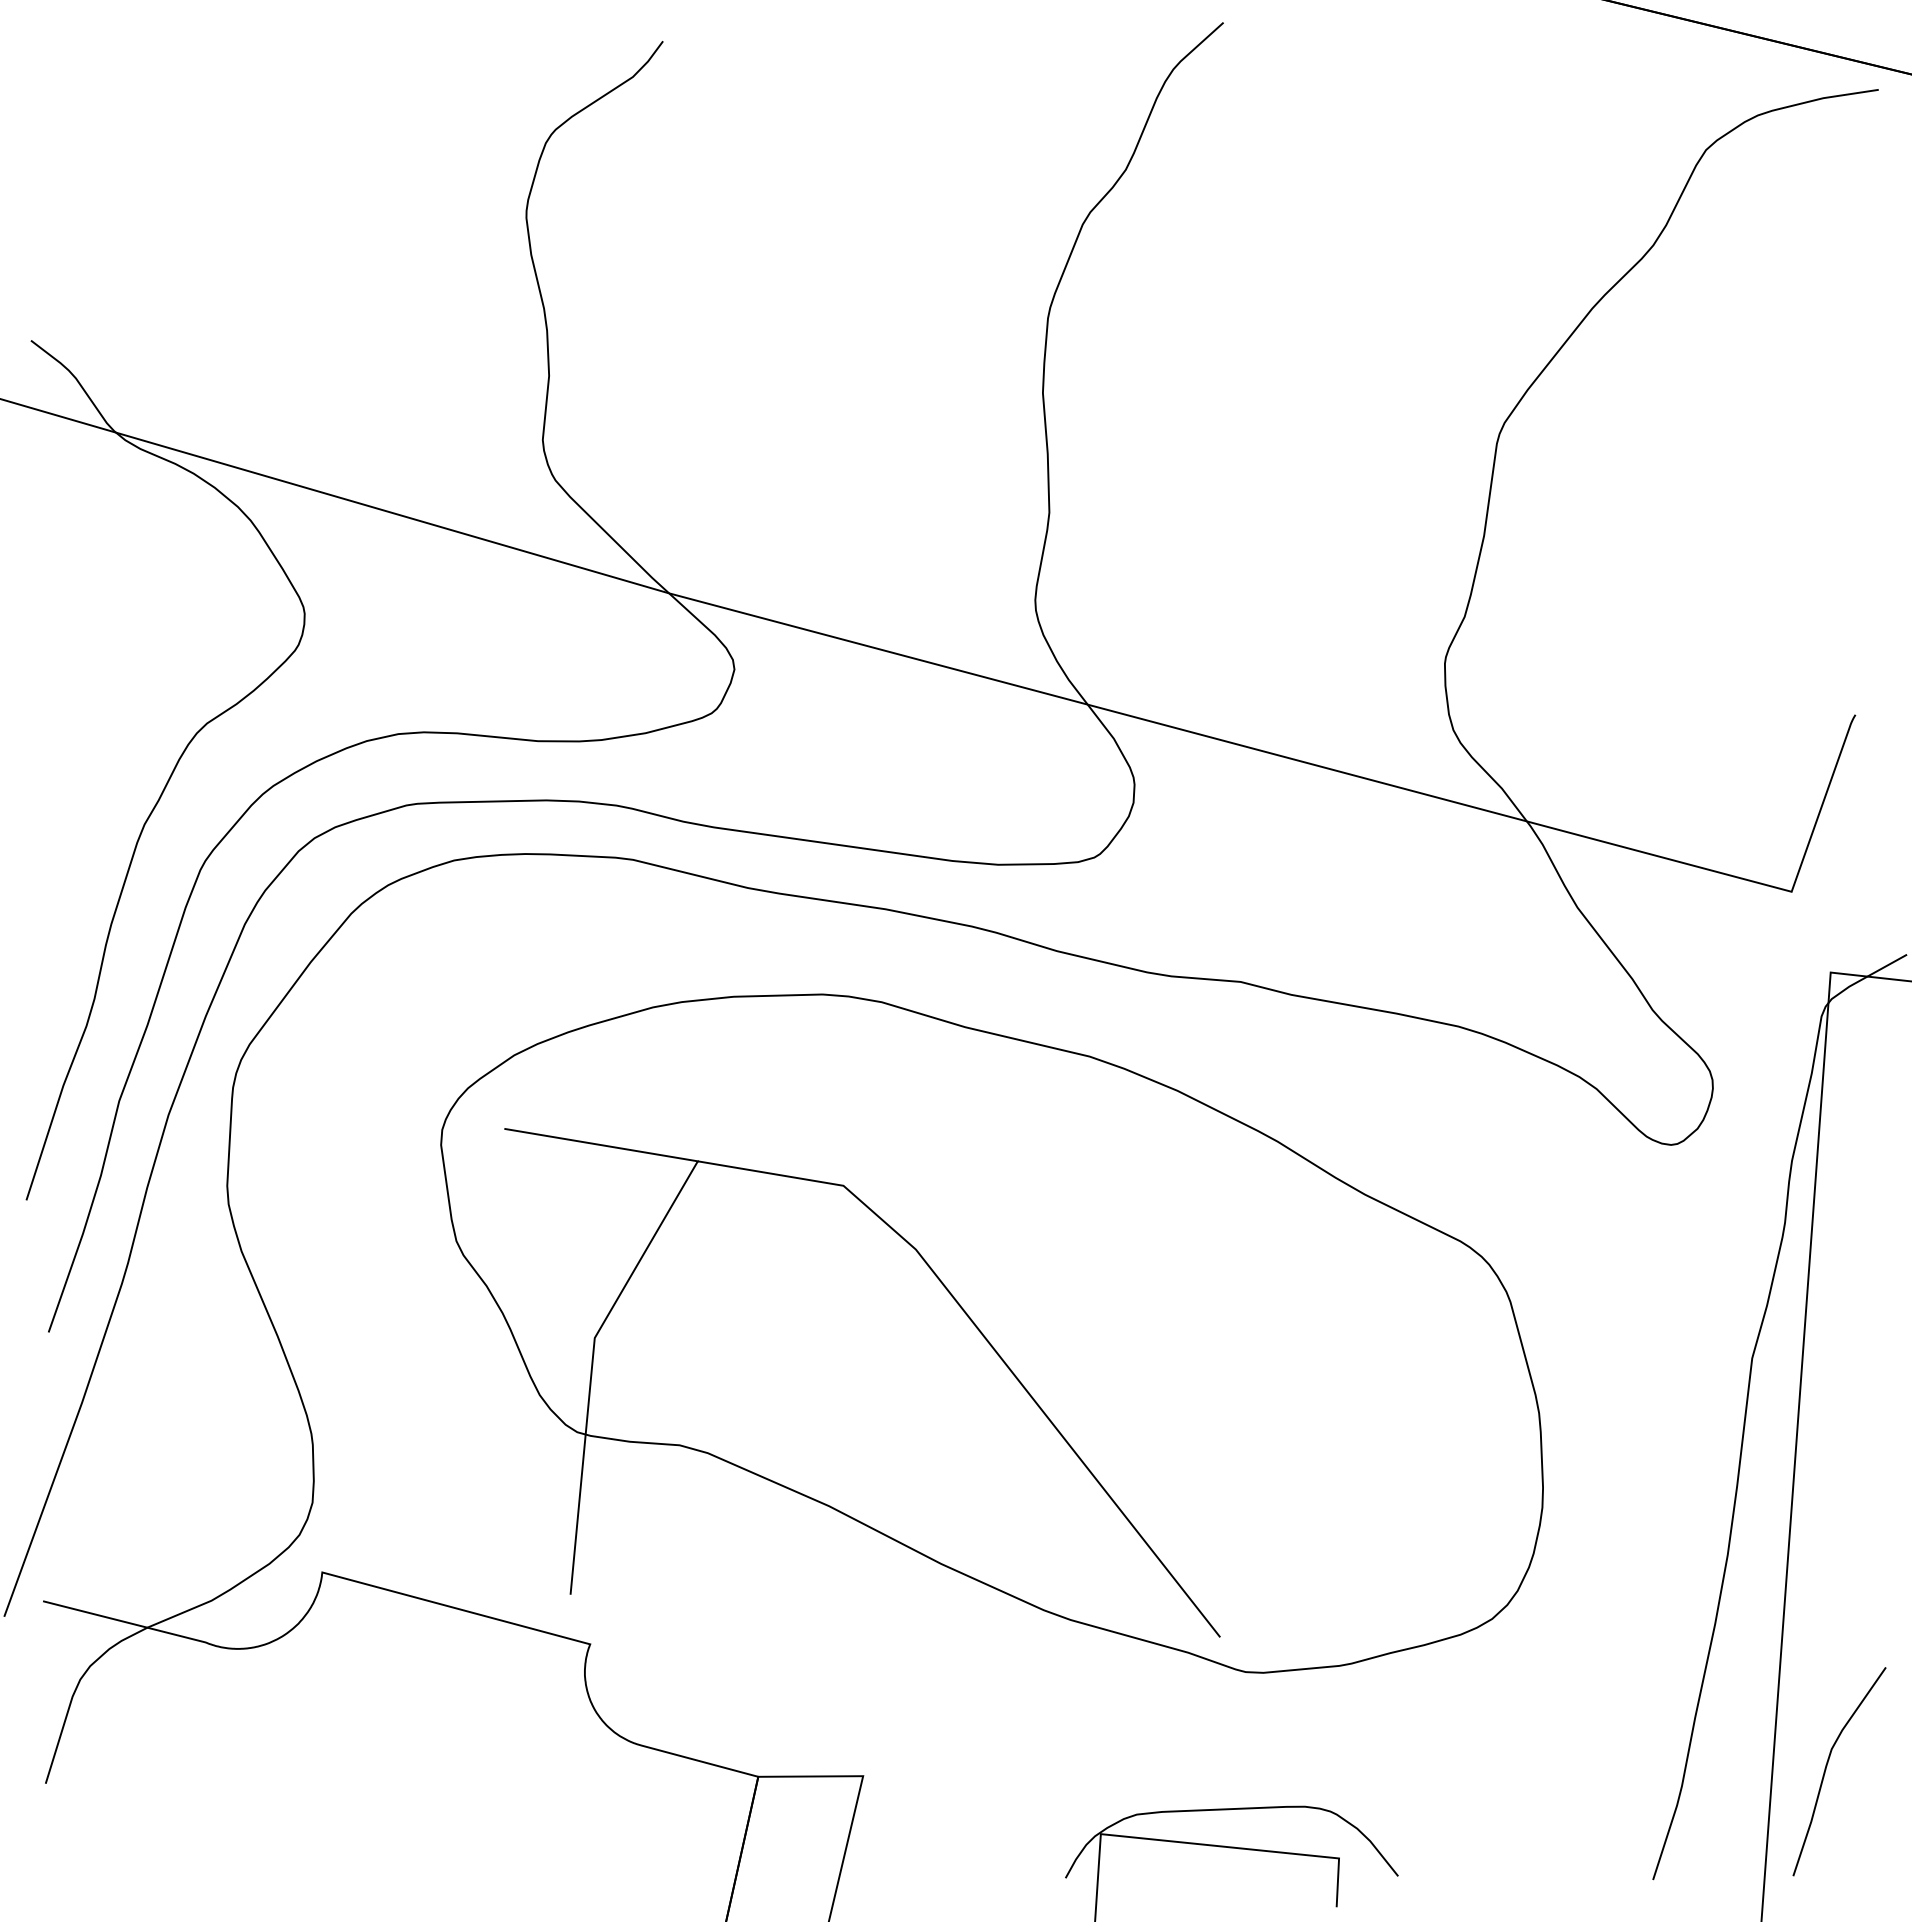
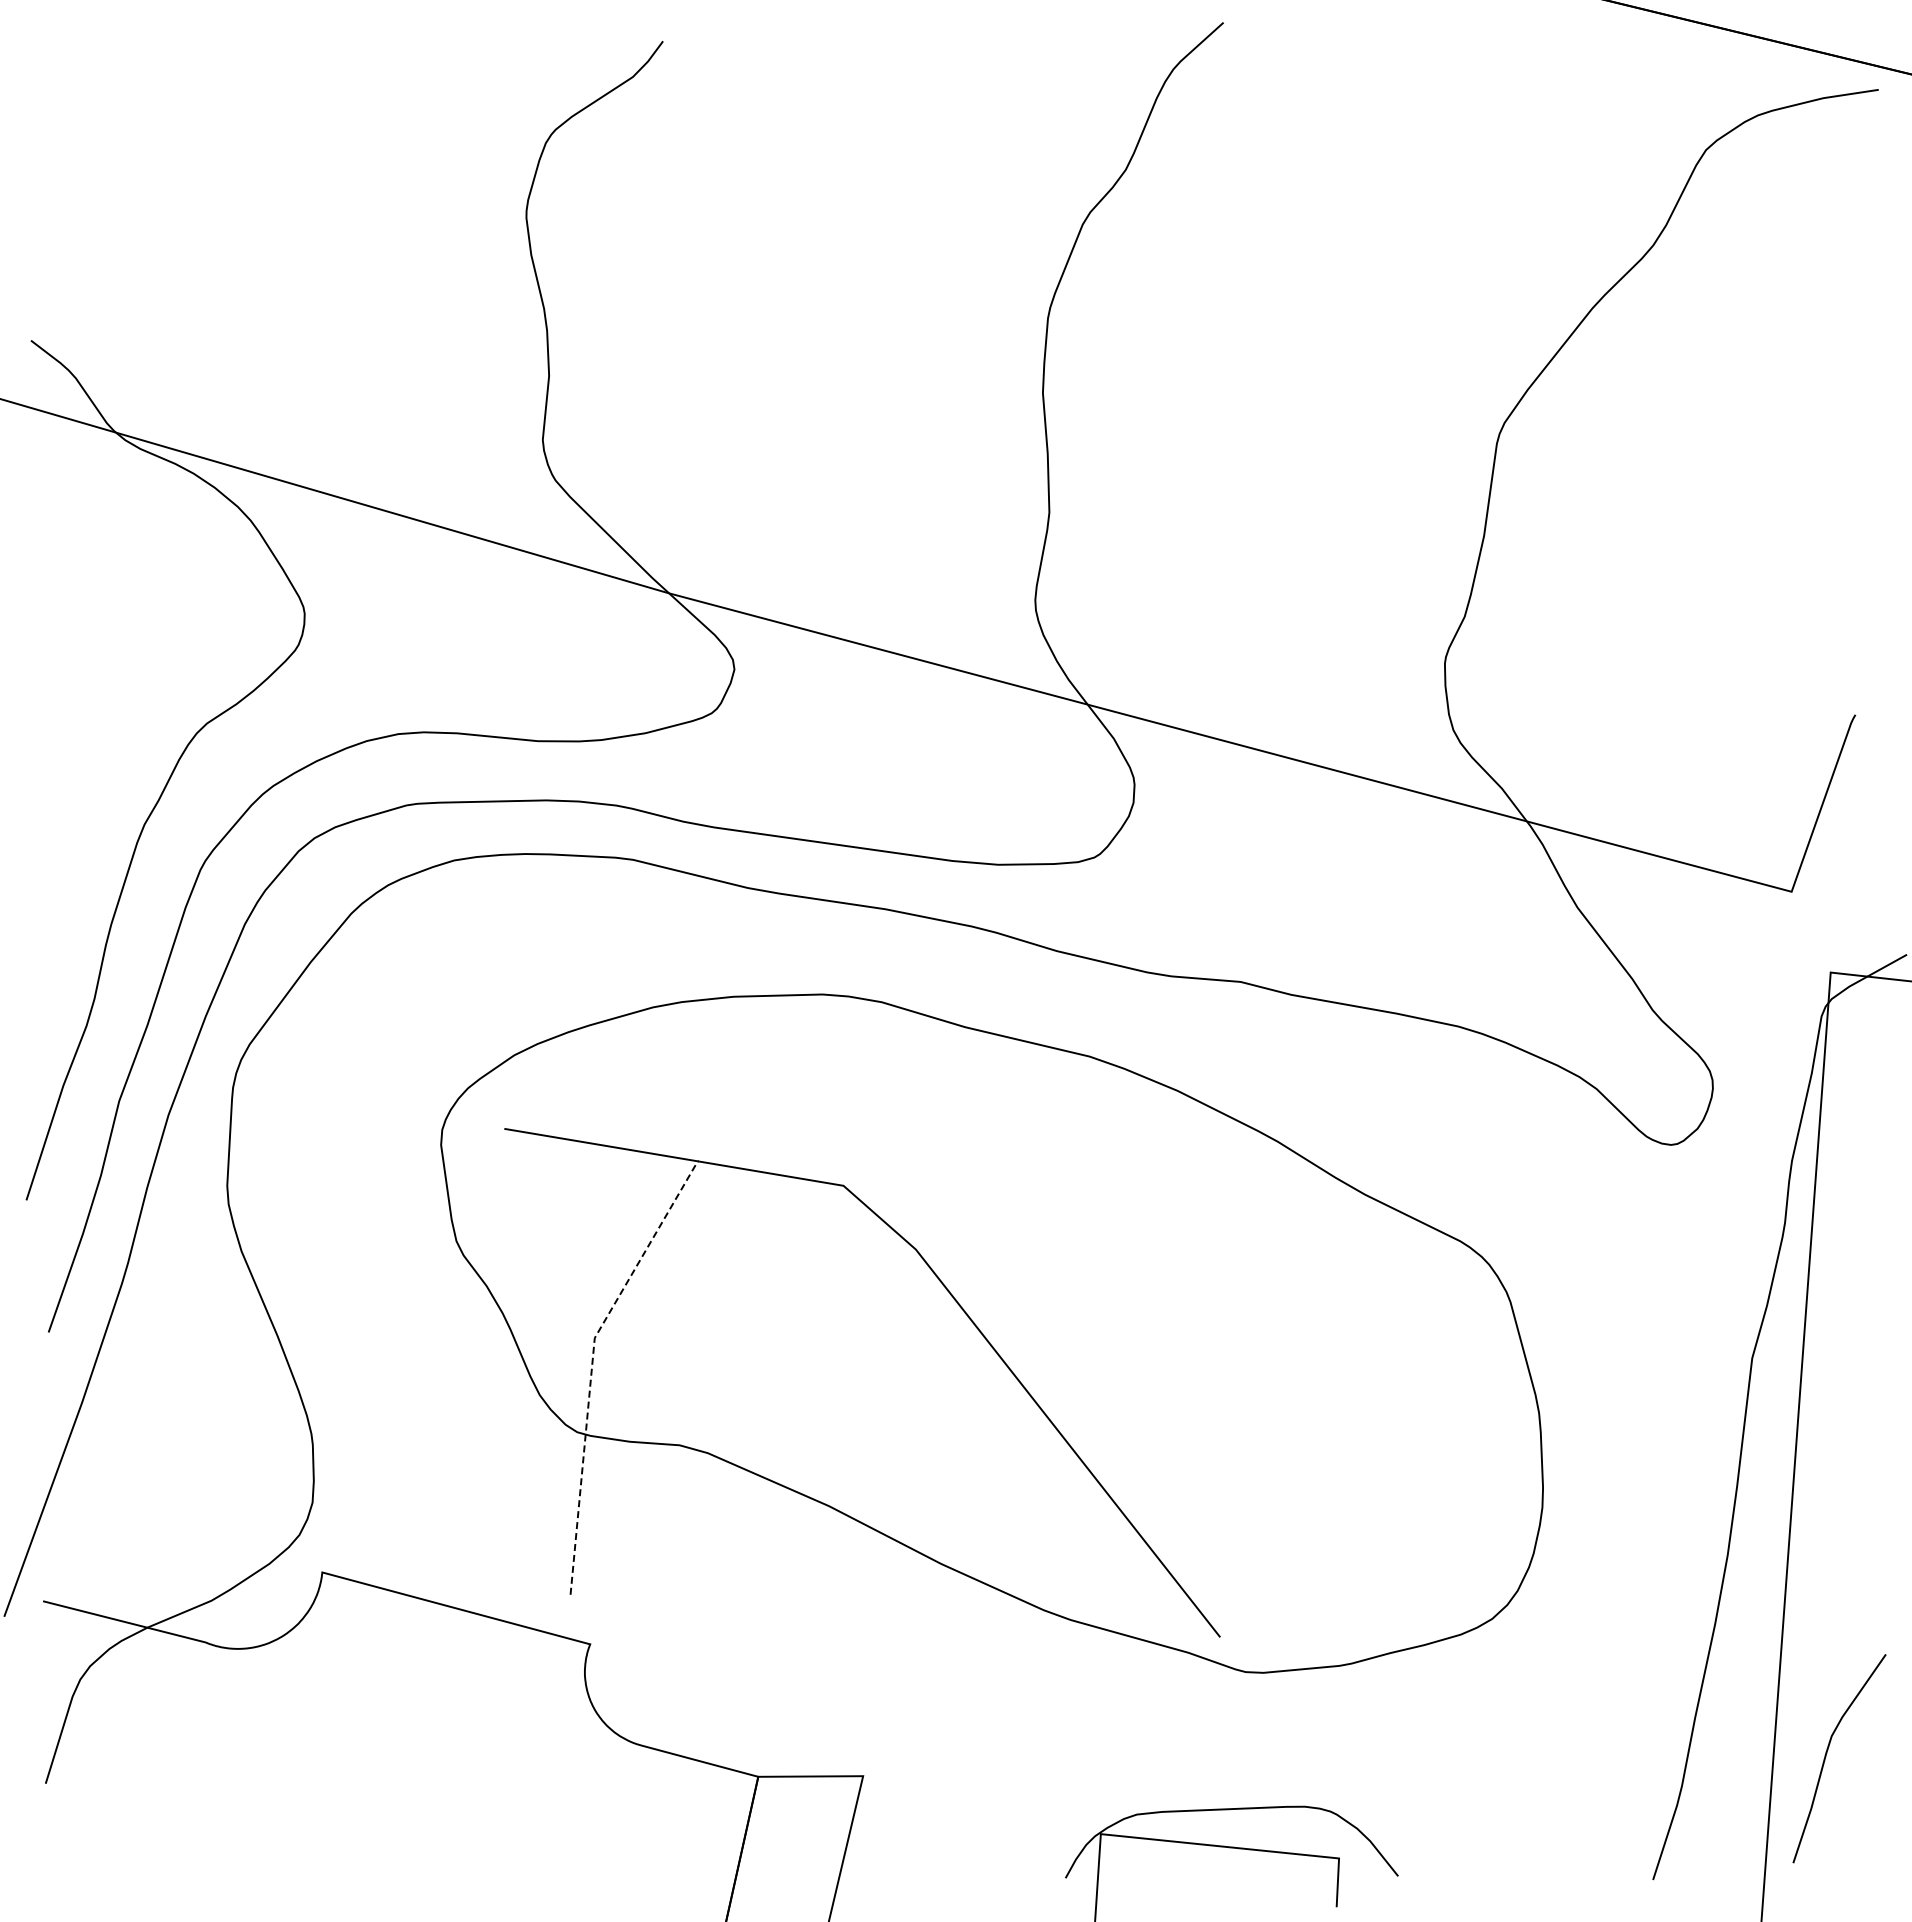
line: solid -> dashed (592, 1363)
curve position: (1827, 1766) -> (1827, 1753) (1827, 1753)
